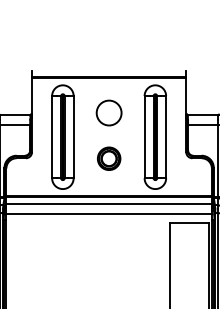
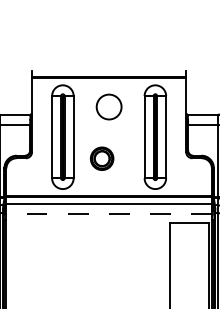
circle position: (108, 112) -> (108, 106) (108, 106)
part position: (109, 158) -> (102, 158) (102, 158)
line: solid -> dashed (109, 213)
